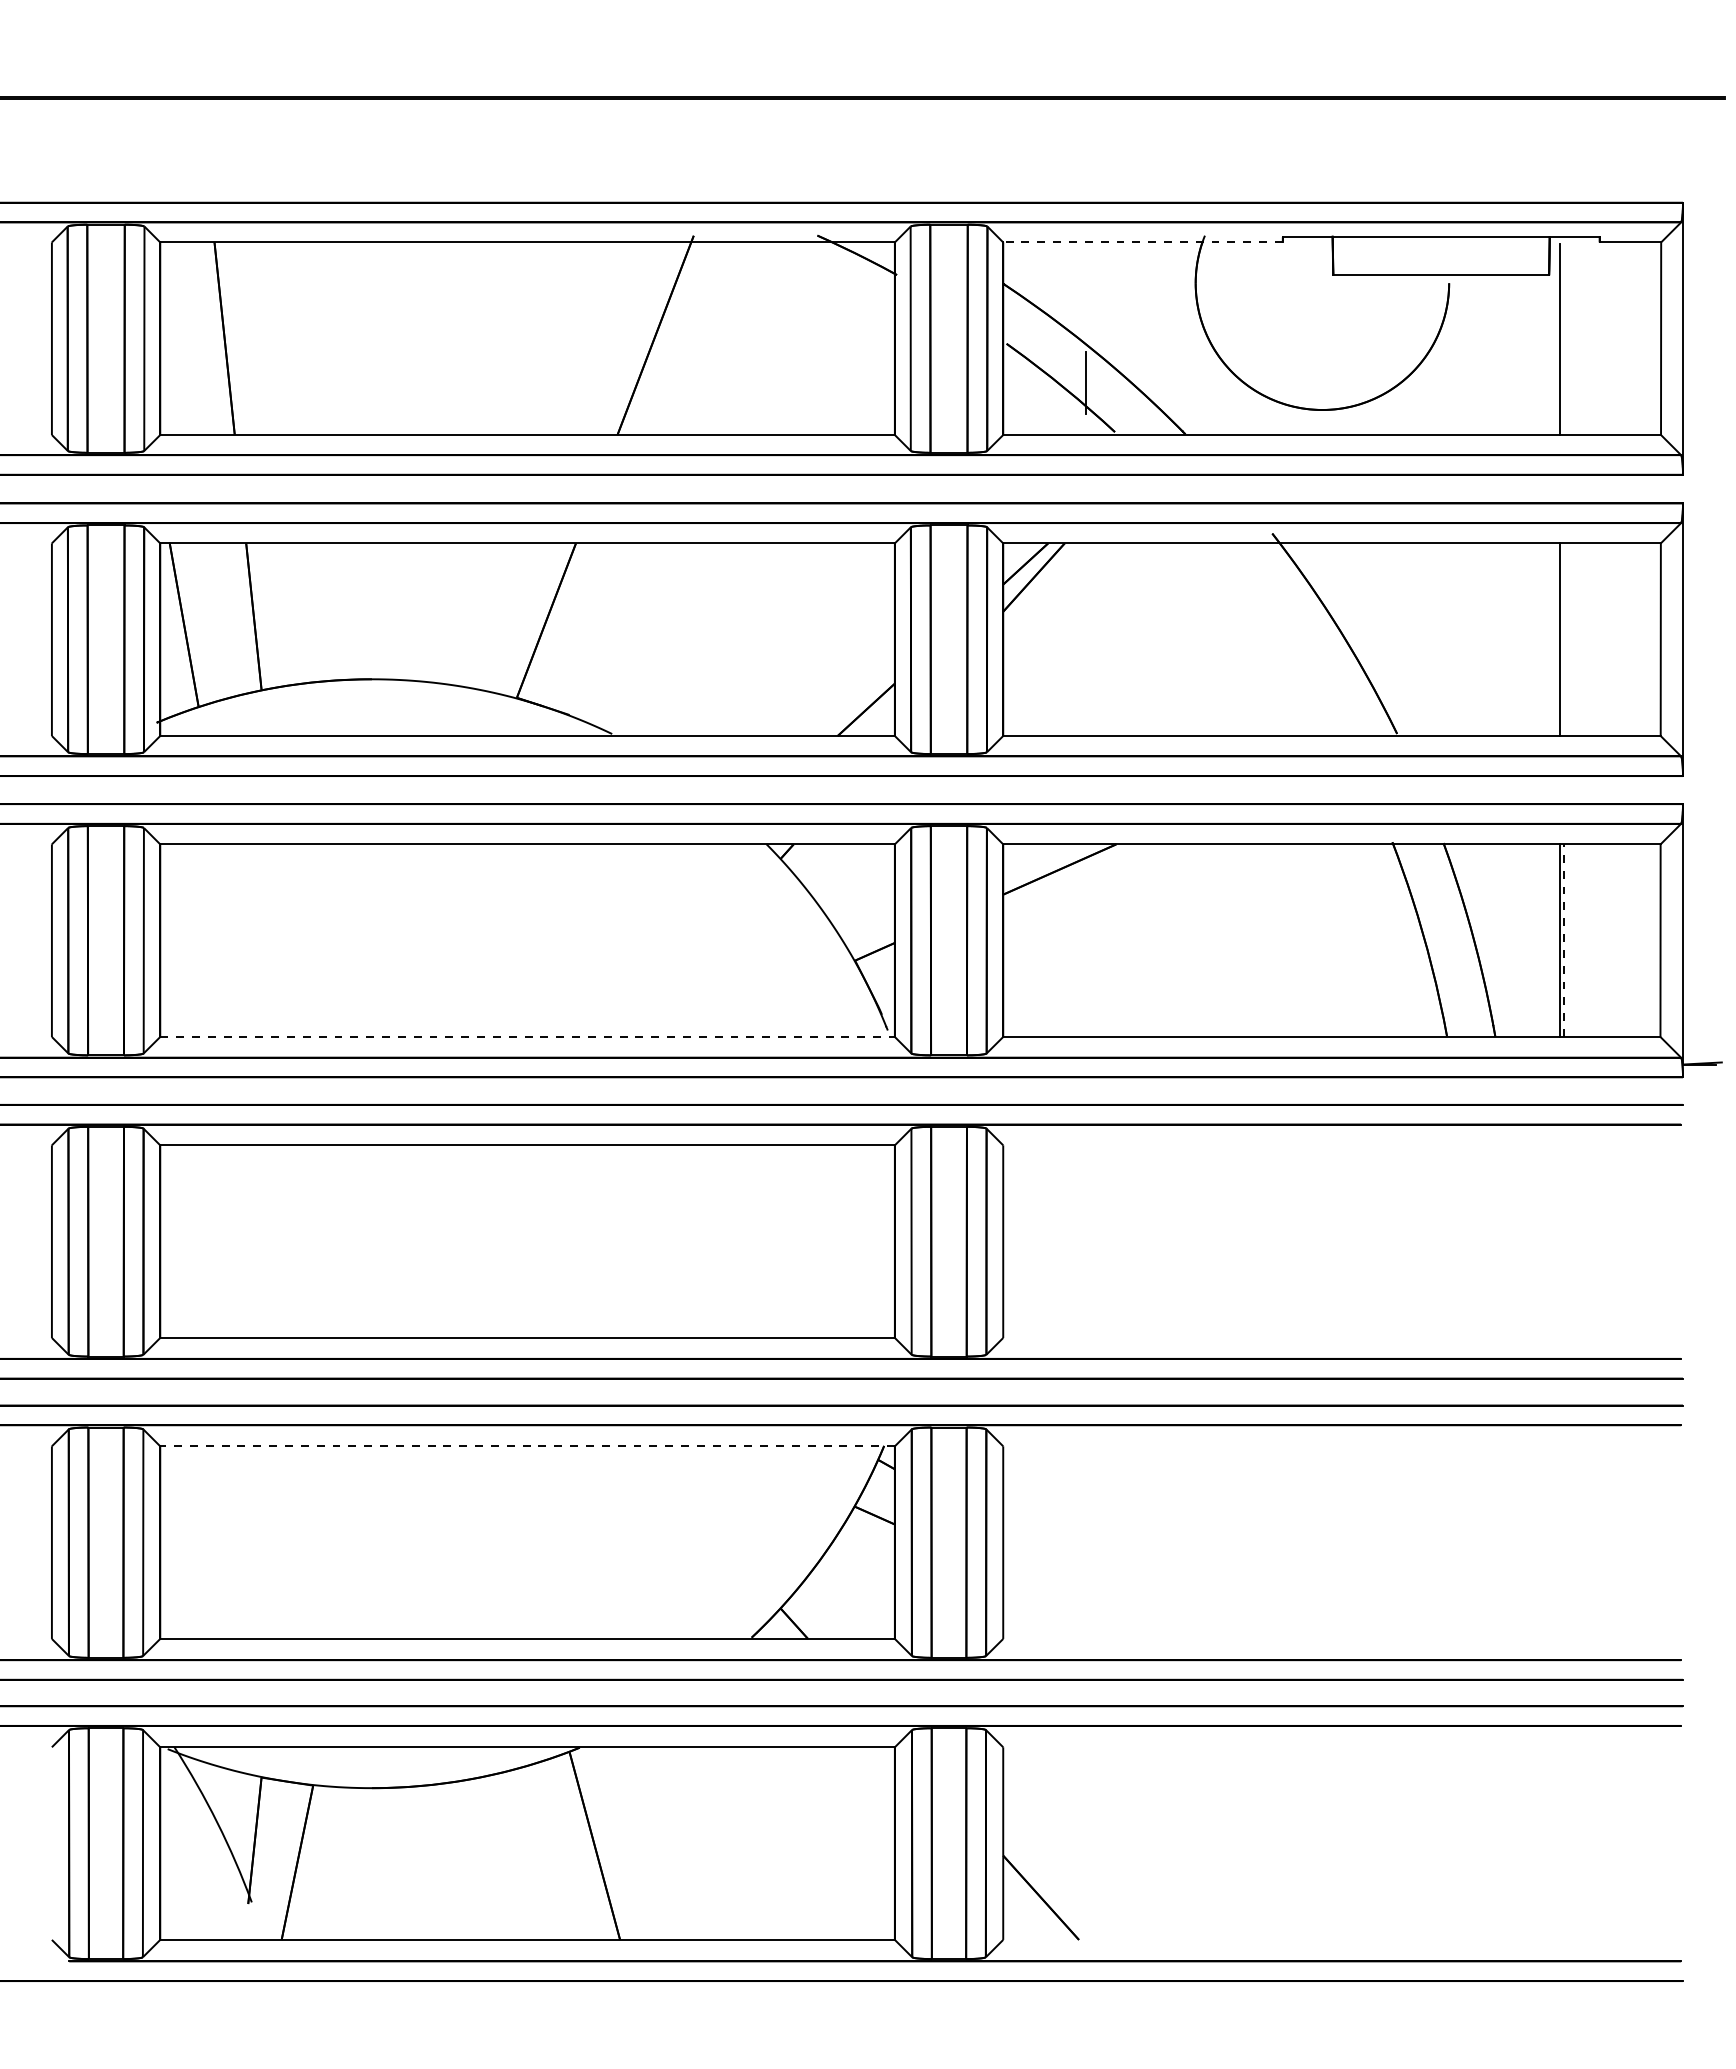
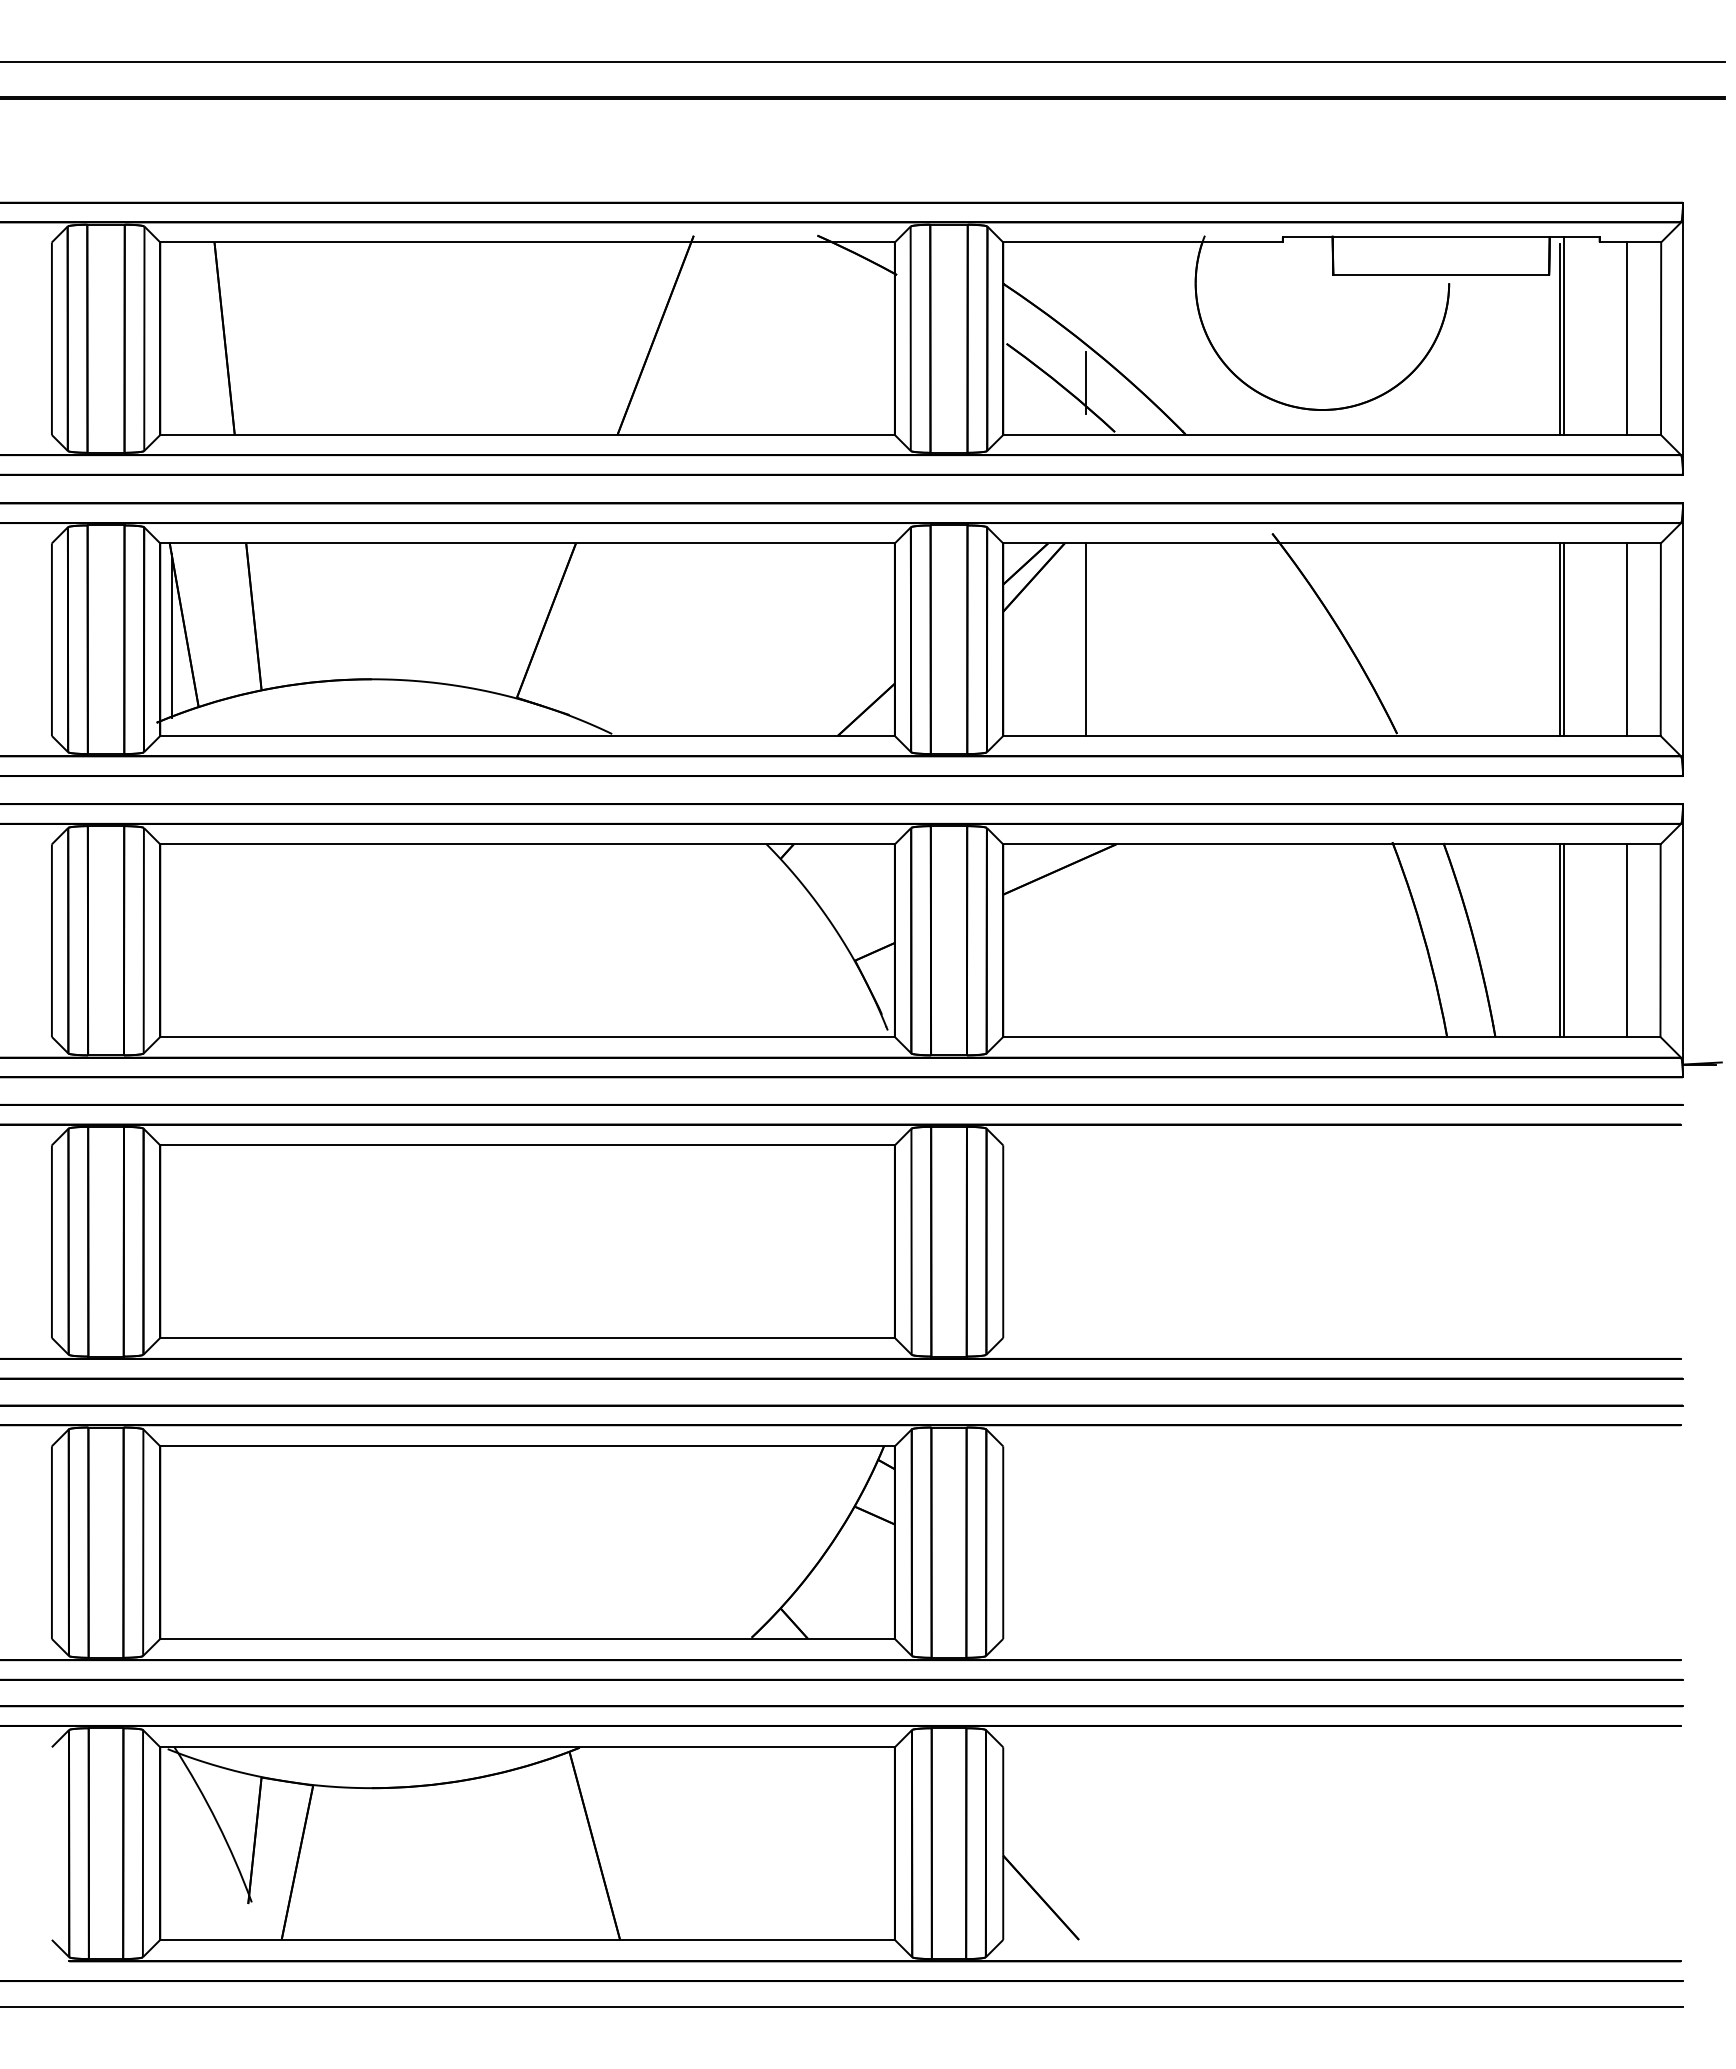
line: none -> present (863, 62)
line: dashed -> solid (1143, 242)
line: none -> present (1564, 336)
line: none -> present (1627, 338)
line: none -> present (171, 635)
line: none -> present (1086, 639)
line: none -> present (1564, 639)
line: none -> present (1627, 639)
line: dashed -> solid (1564, 940)
line: none -> present (1627, 940)
line: dashed -> solid (528, 1036)
line: dashed -> solid (527, 1446)
line: none -> present (842, 2006)
